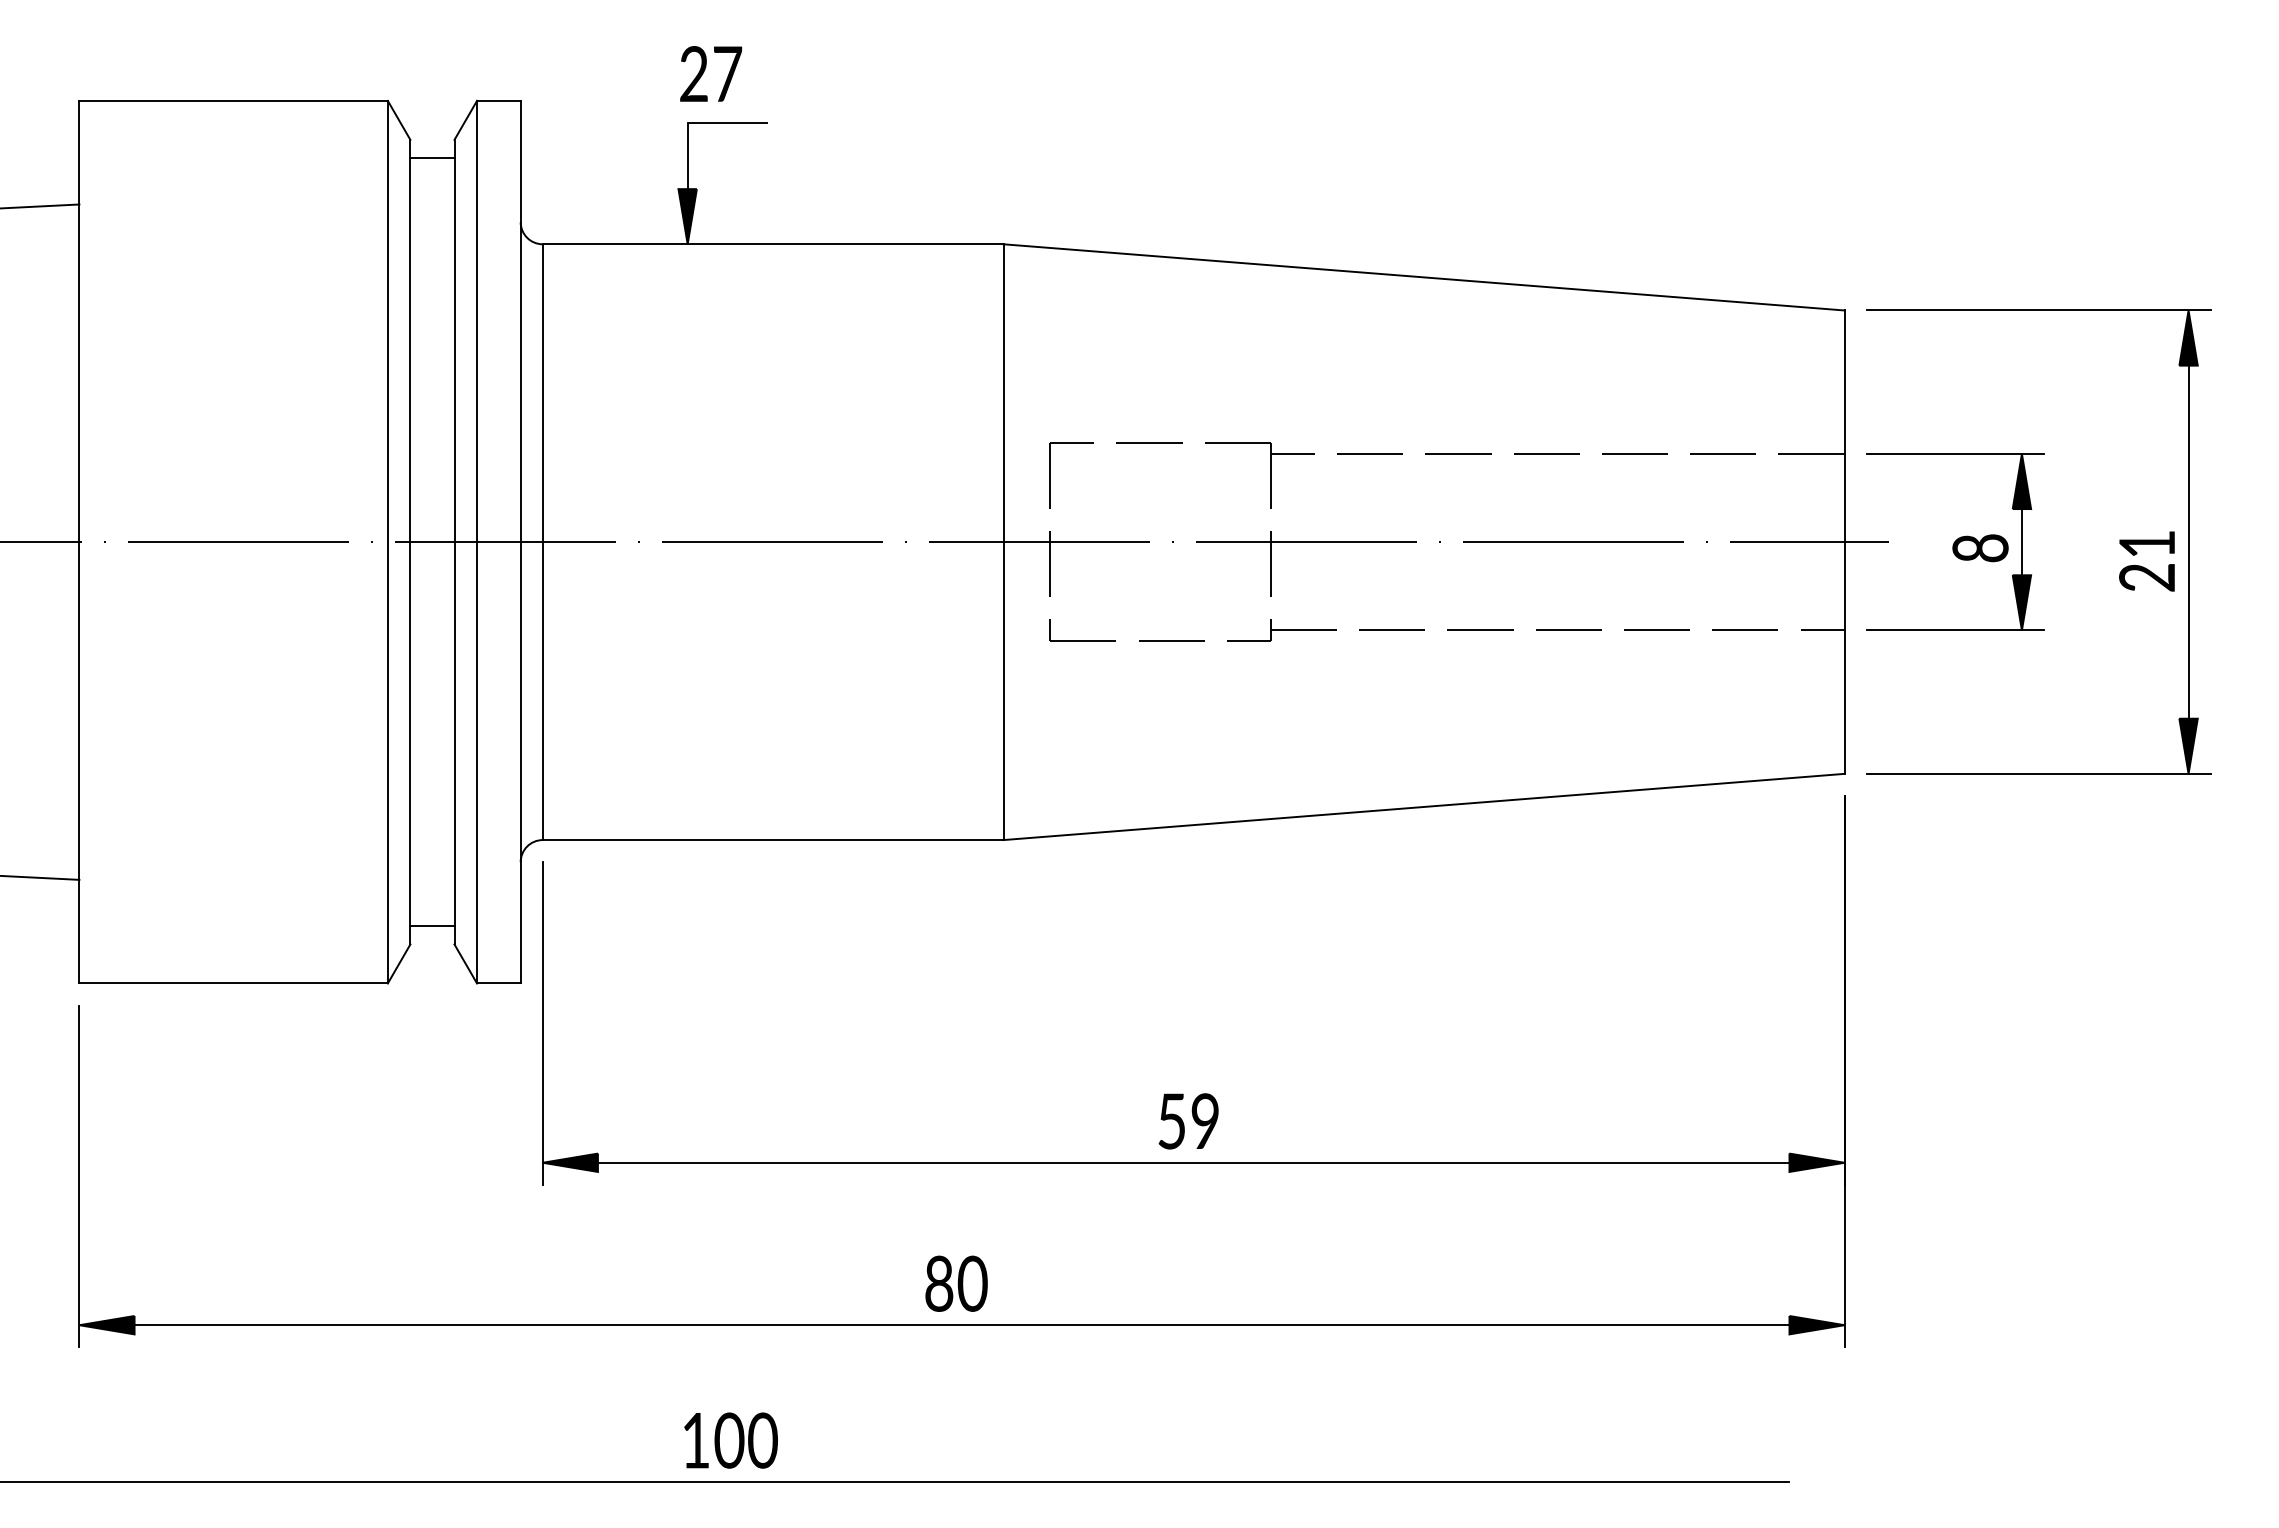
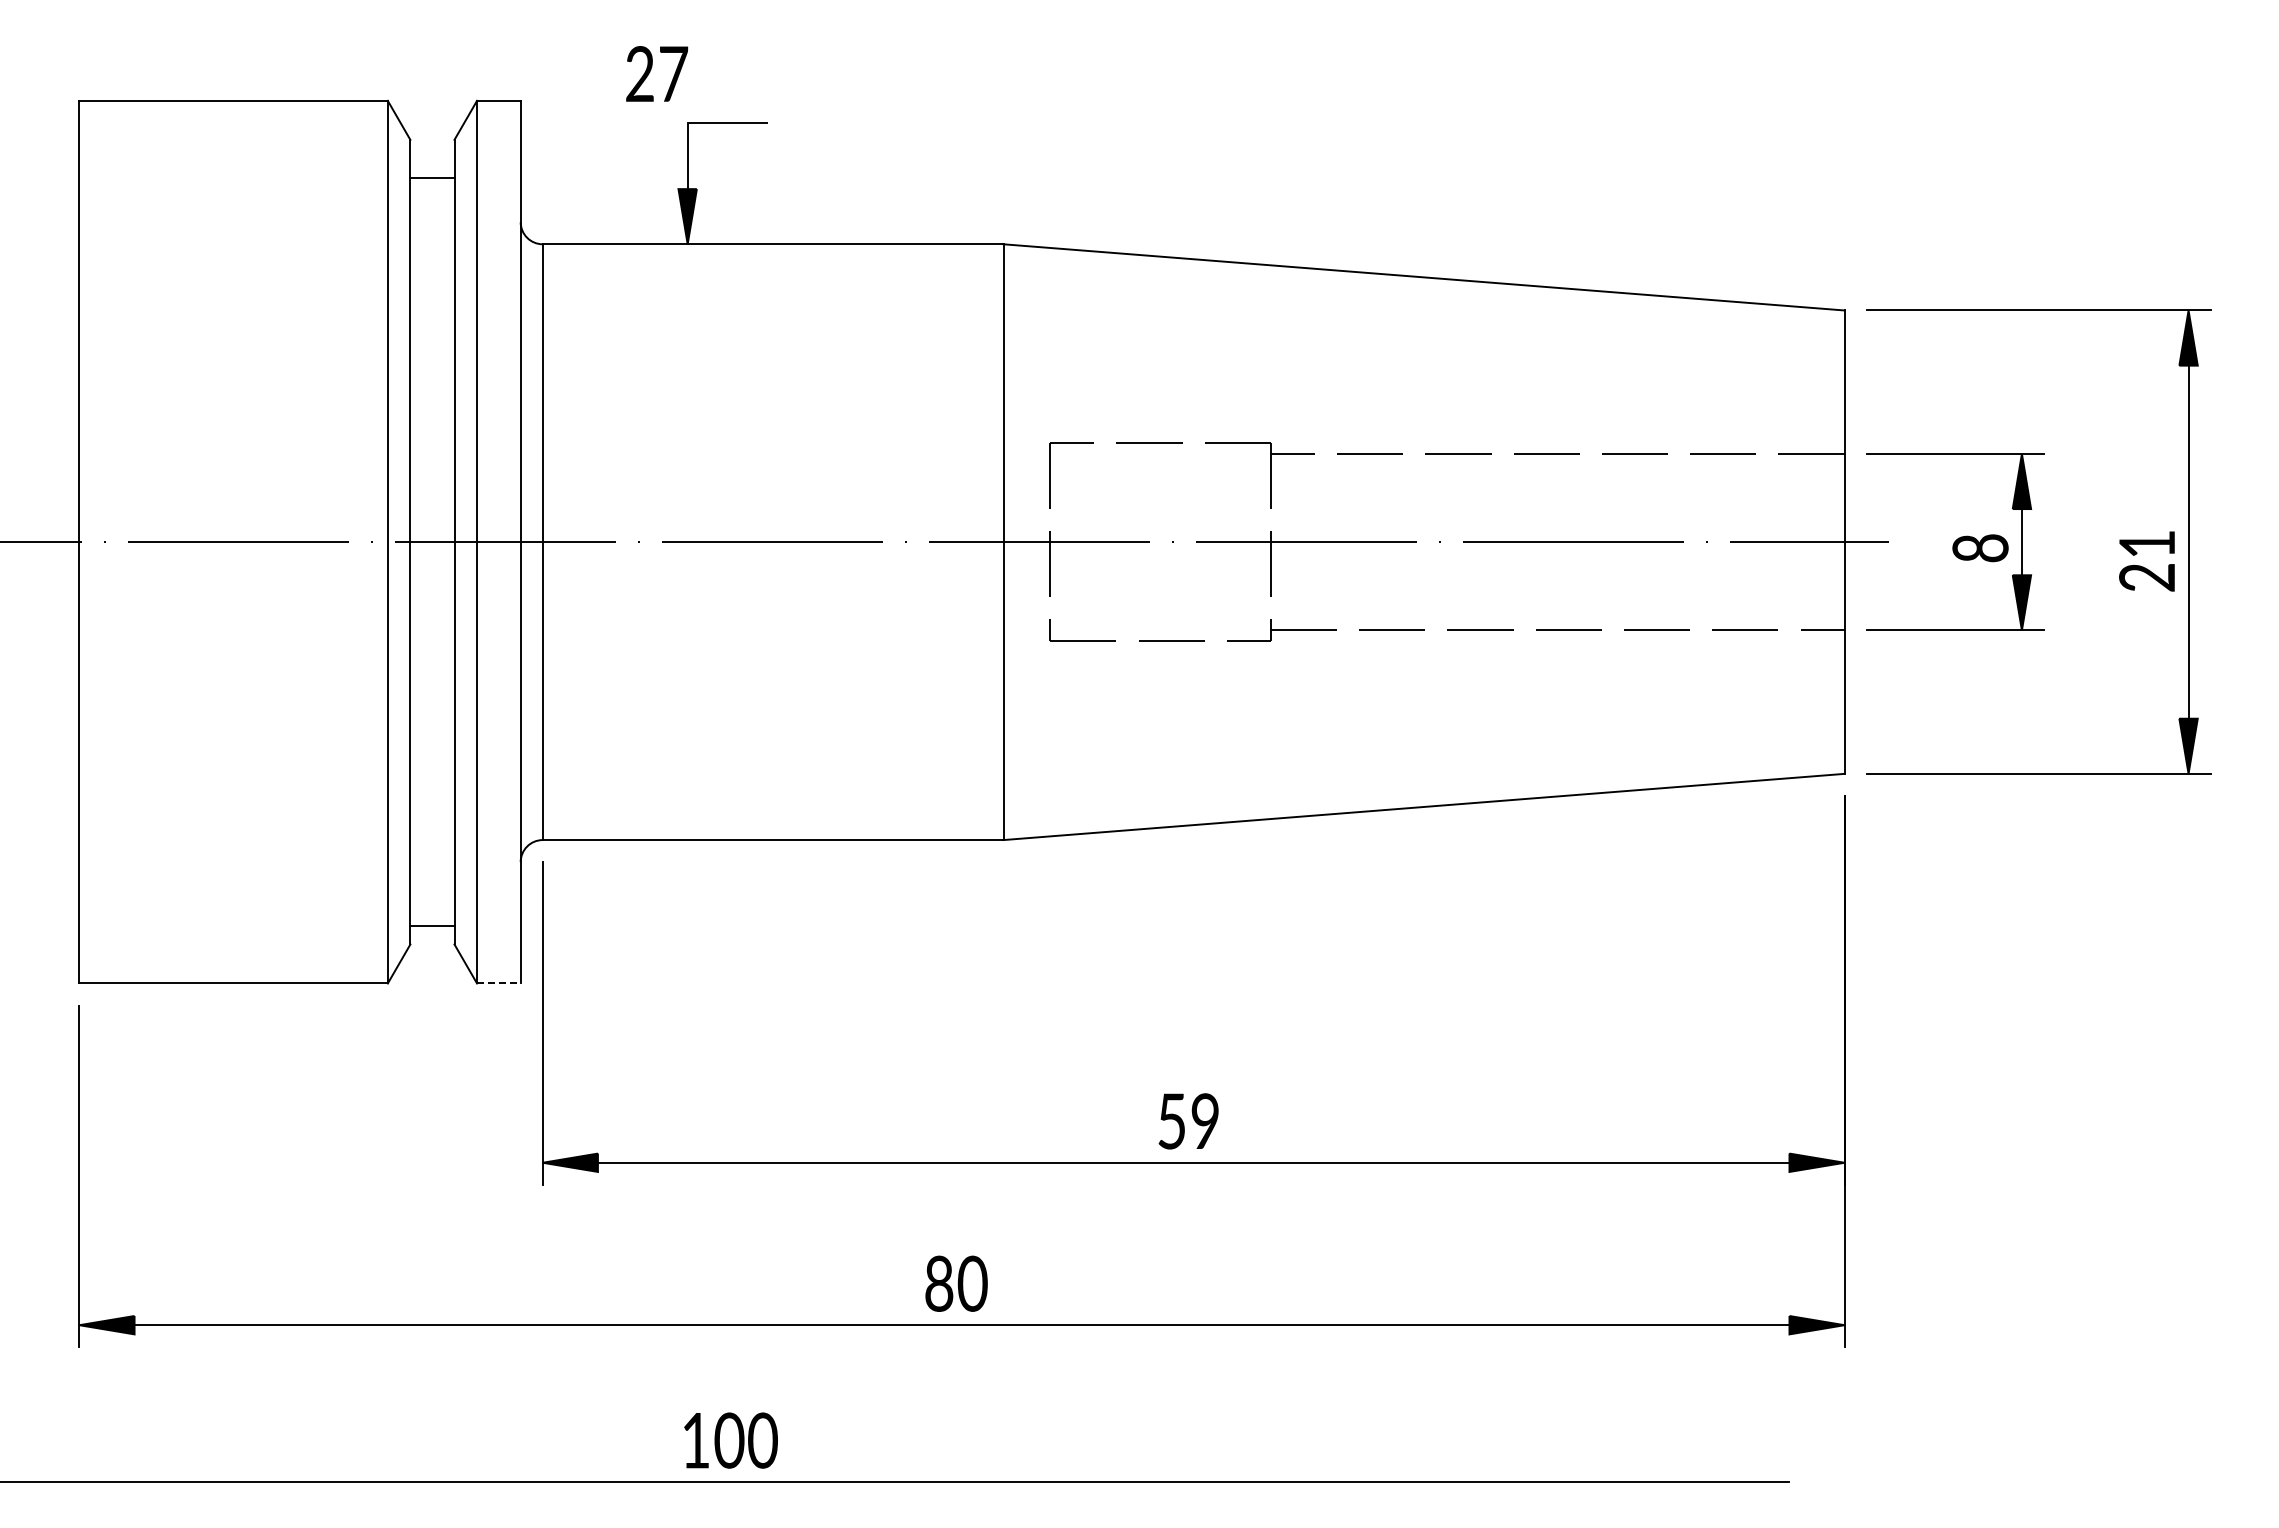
text position: (711, 73) -> (657, 73) (657, 73)
line position: (432, 158) -> (432, 178) (432, 178)
line: present -> none (40, 206)
line: present -> none (40, 877)
line: solid -> dashed (498, 983)
